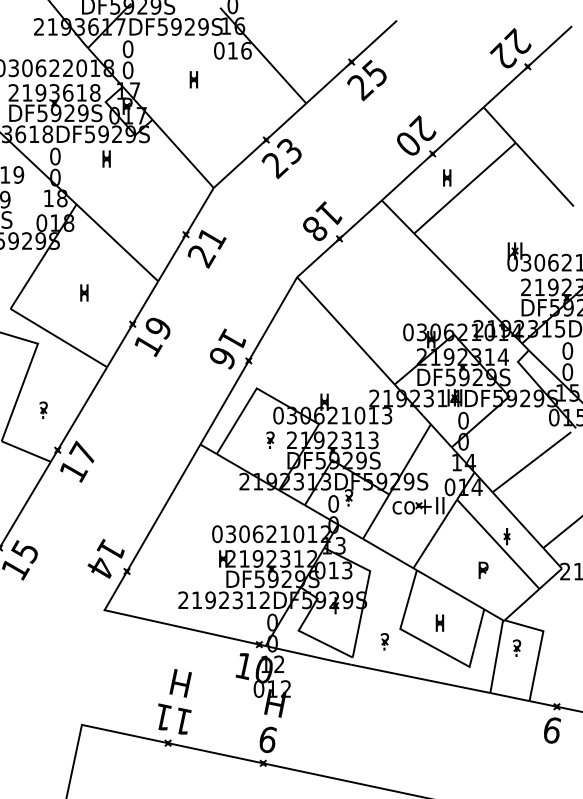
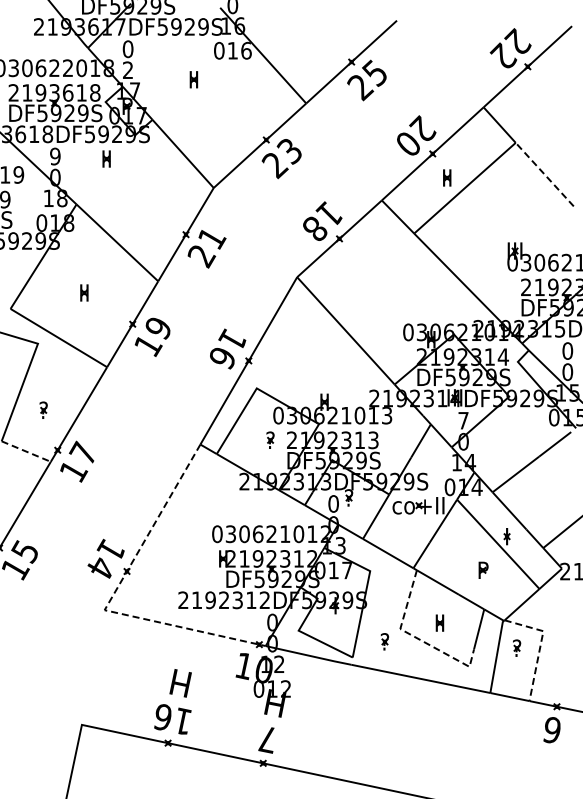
text: 0 -> 2 (127, 70)
text: 0 -> 9 (55, 156)
line: solid -> dashed (544, 174)
text: 0 -> 7 (463, 420)
line: solid -> dashed (26, 451)
text: 013 -> 017 (347, 570)
line: solid -> dashed (110, 599)
line: solid -> dashed (416, 637)
line: solid -> dashed (540, 645)
text: 11 -> 16 (162, 716)
text: 6 -> 9 (552, 730)
text: 9 -> 7 (267, 739)
